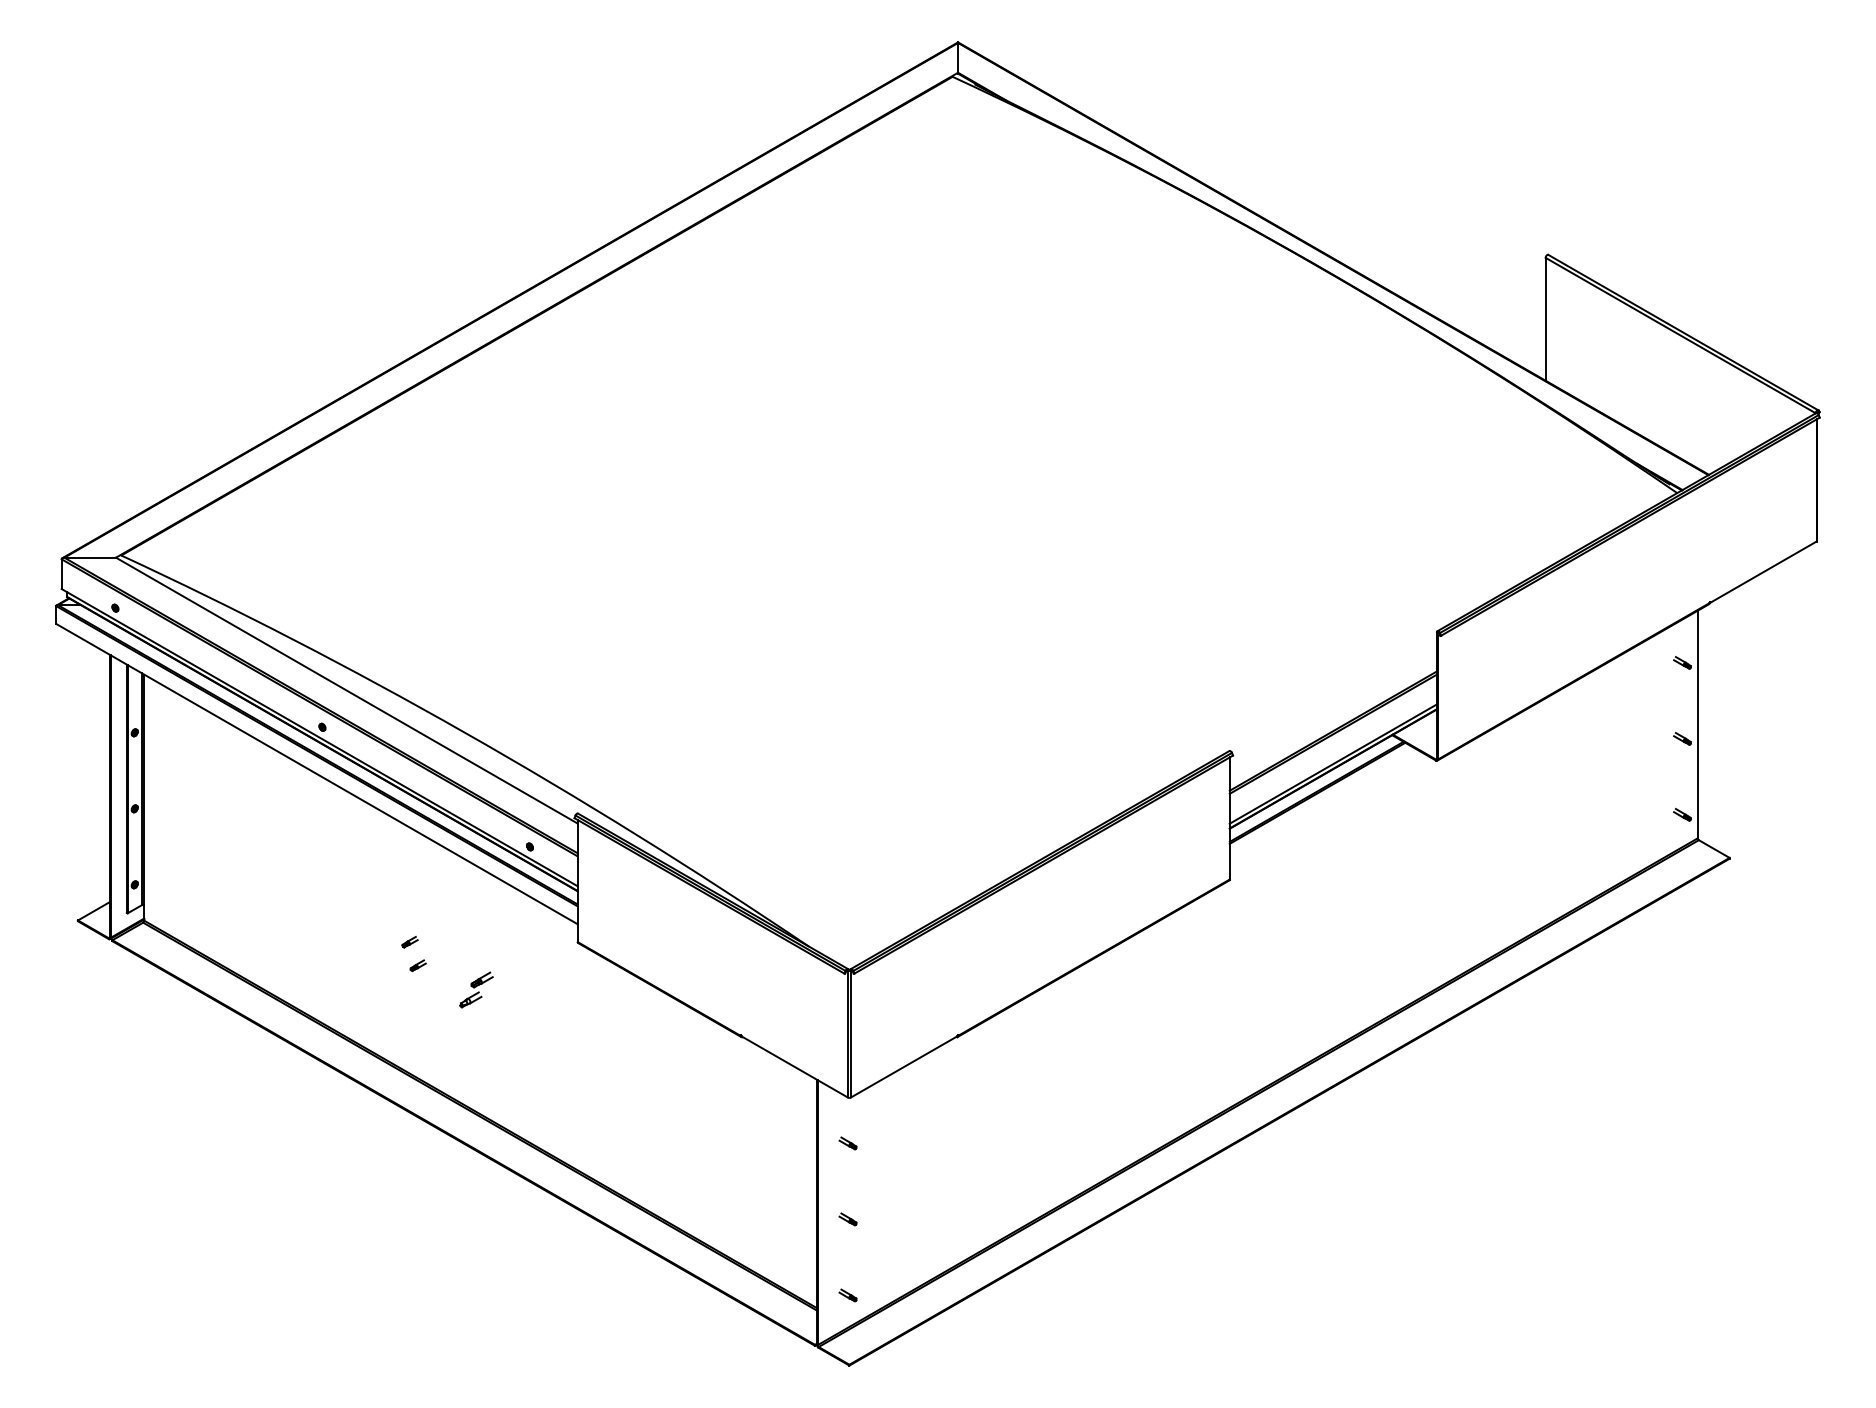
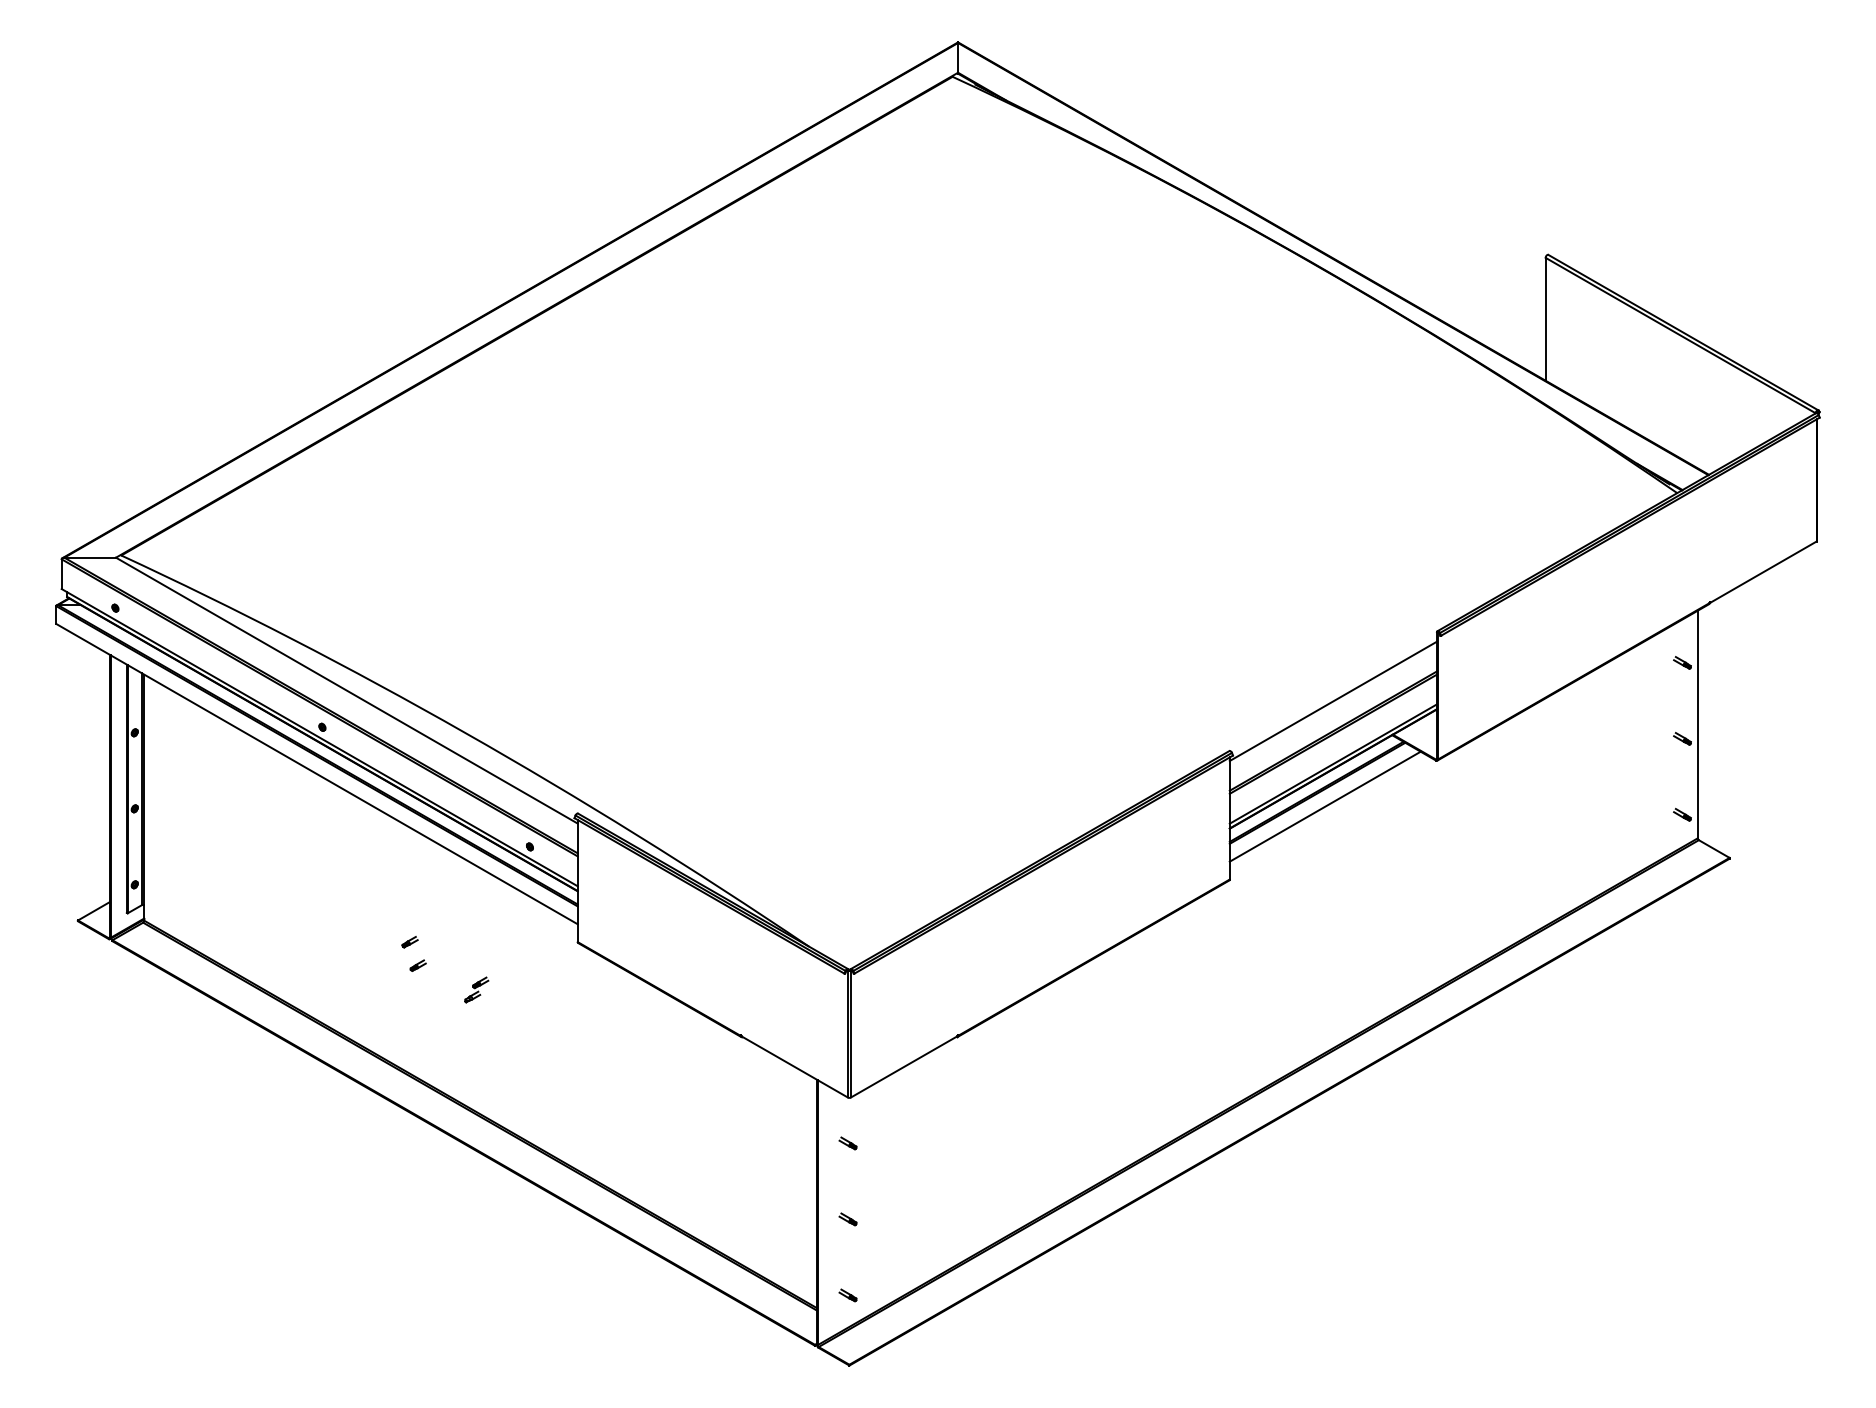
line: none -> present (1333, 701)
line: none -> present (1324, 806)
part size: 35x38 px -> 26x28 px (476, 989)
